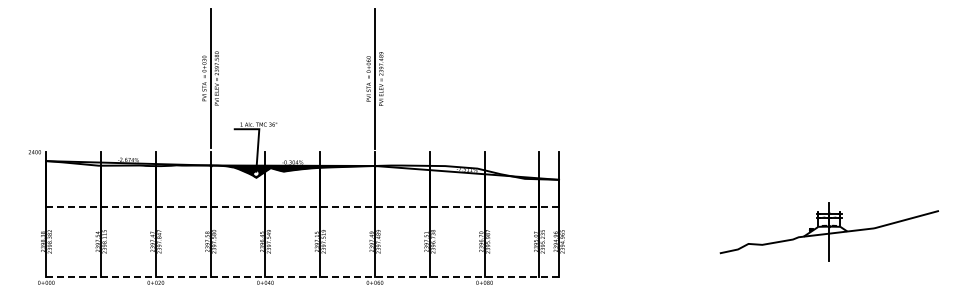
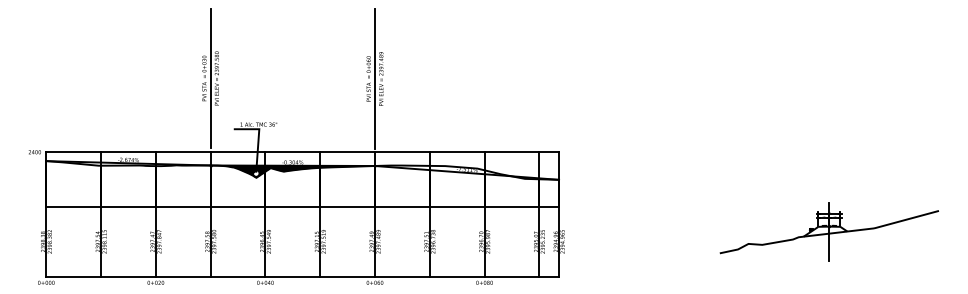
line: none -> present (302, 152)
line: dashed -> solid (303, 207)
line: dashed -> solid (303, 276)
